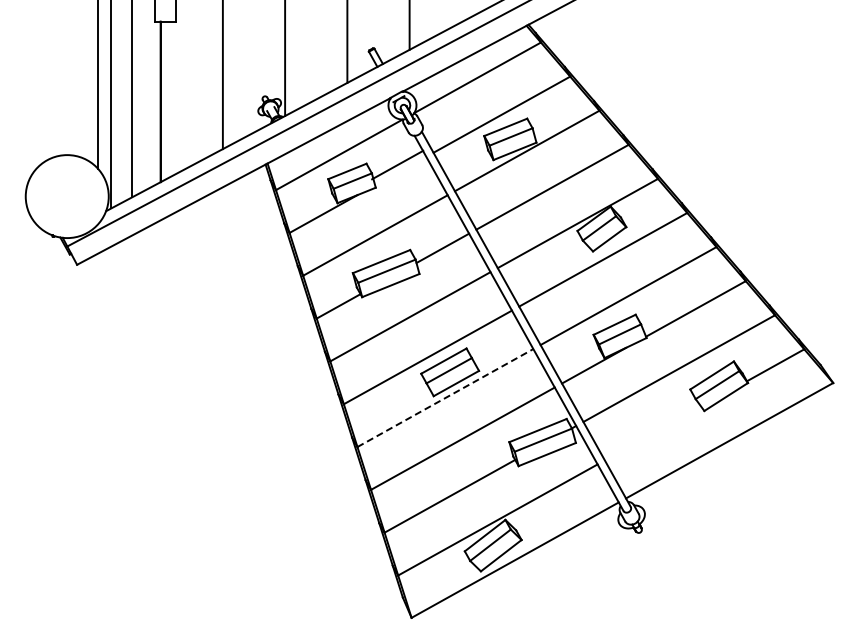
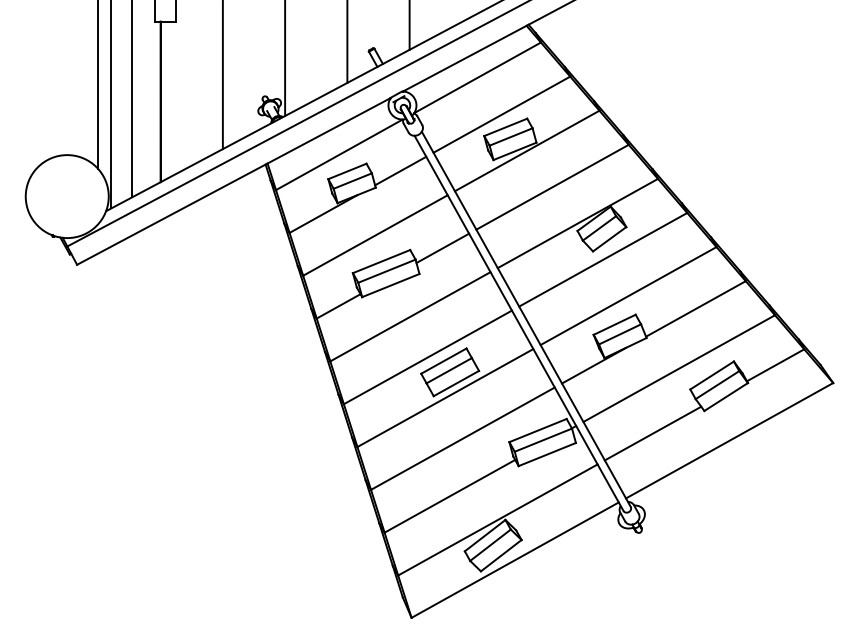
line position: (397, 164) -> (400, 170) (400, 170)
line: dashed -> solid (445, 398)
line: none -> present (652, 433)
